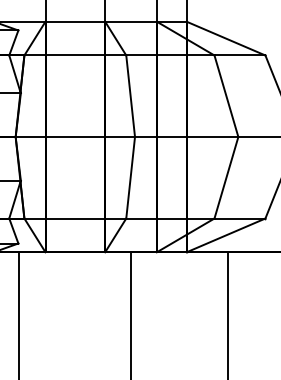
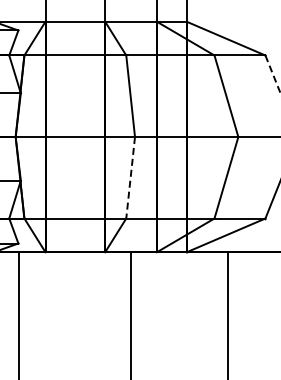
line: solid -> dashed (273, 74)
line: solid -> dashed (130, 177)
